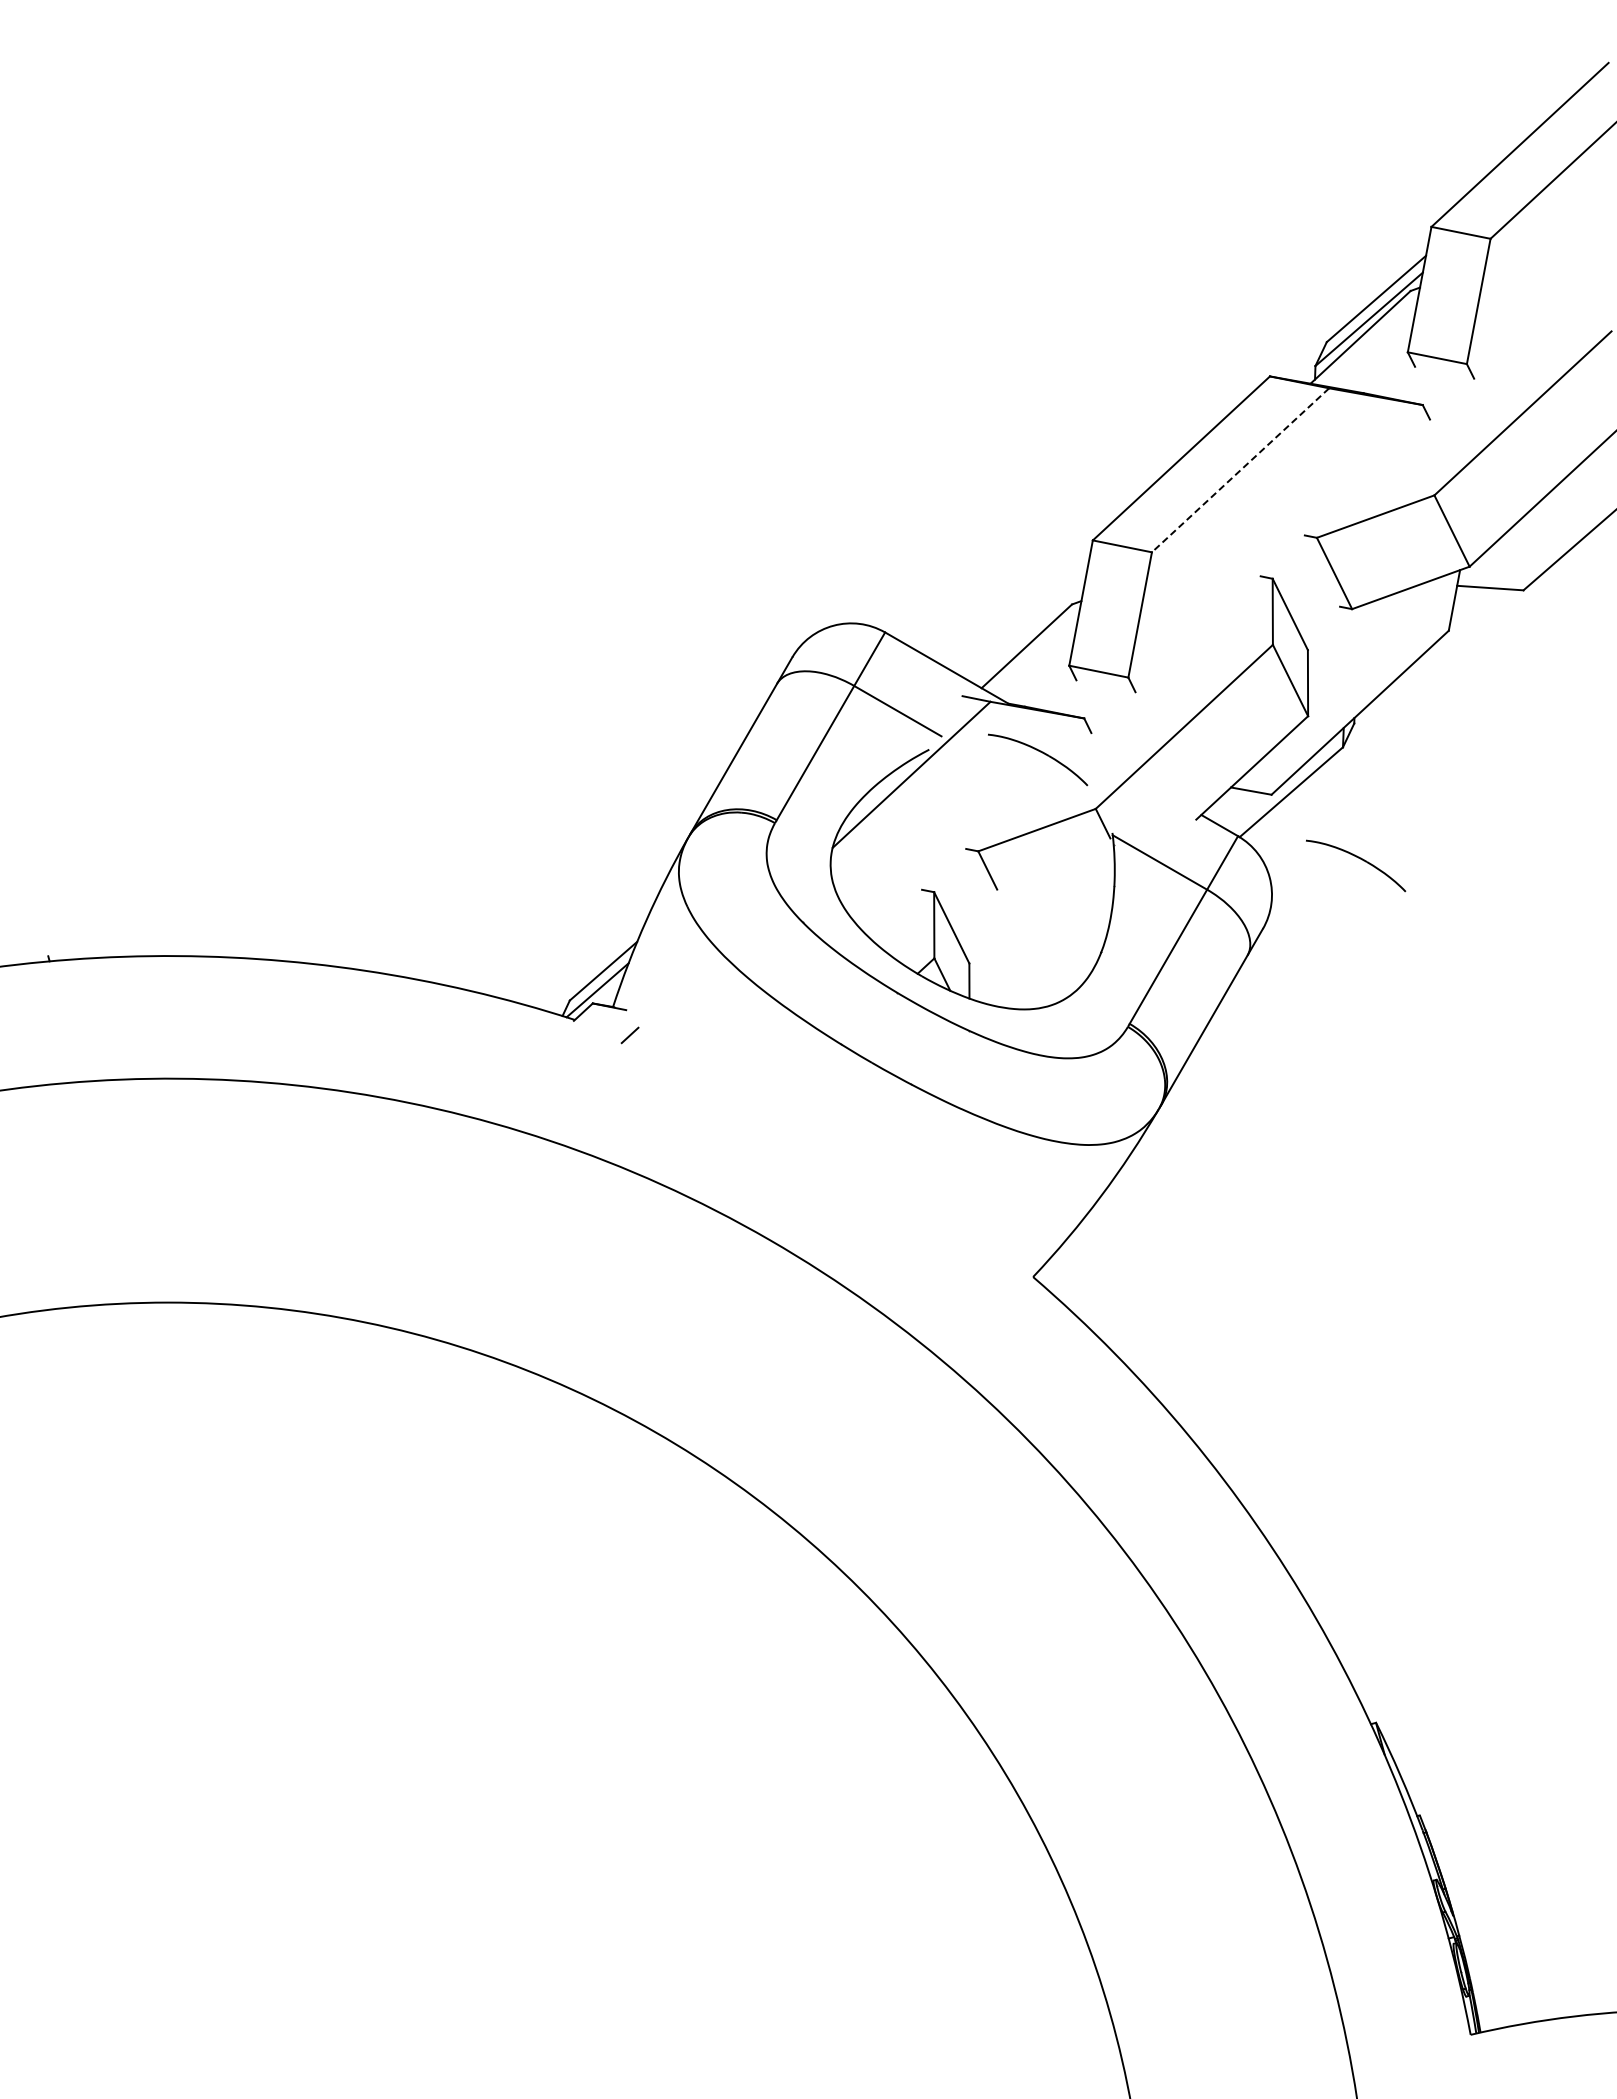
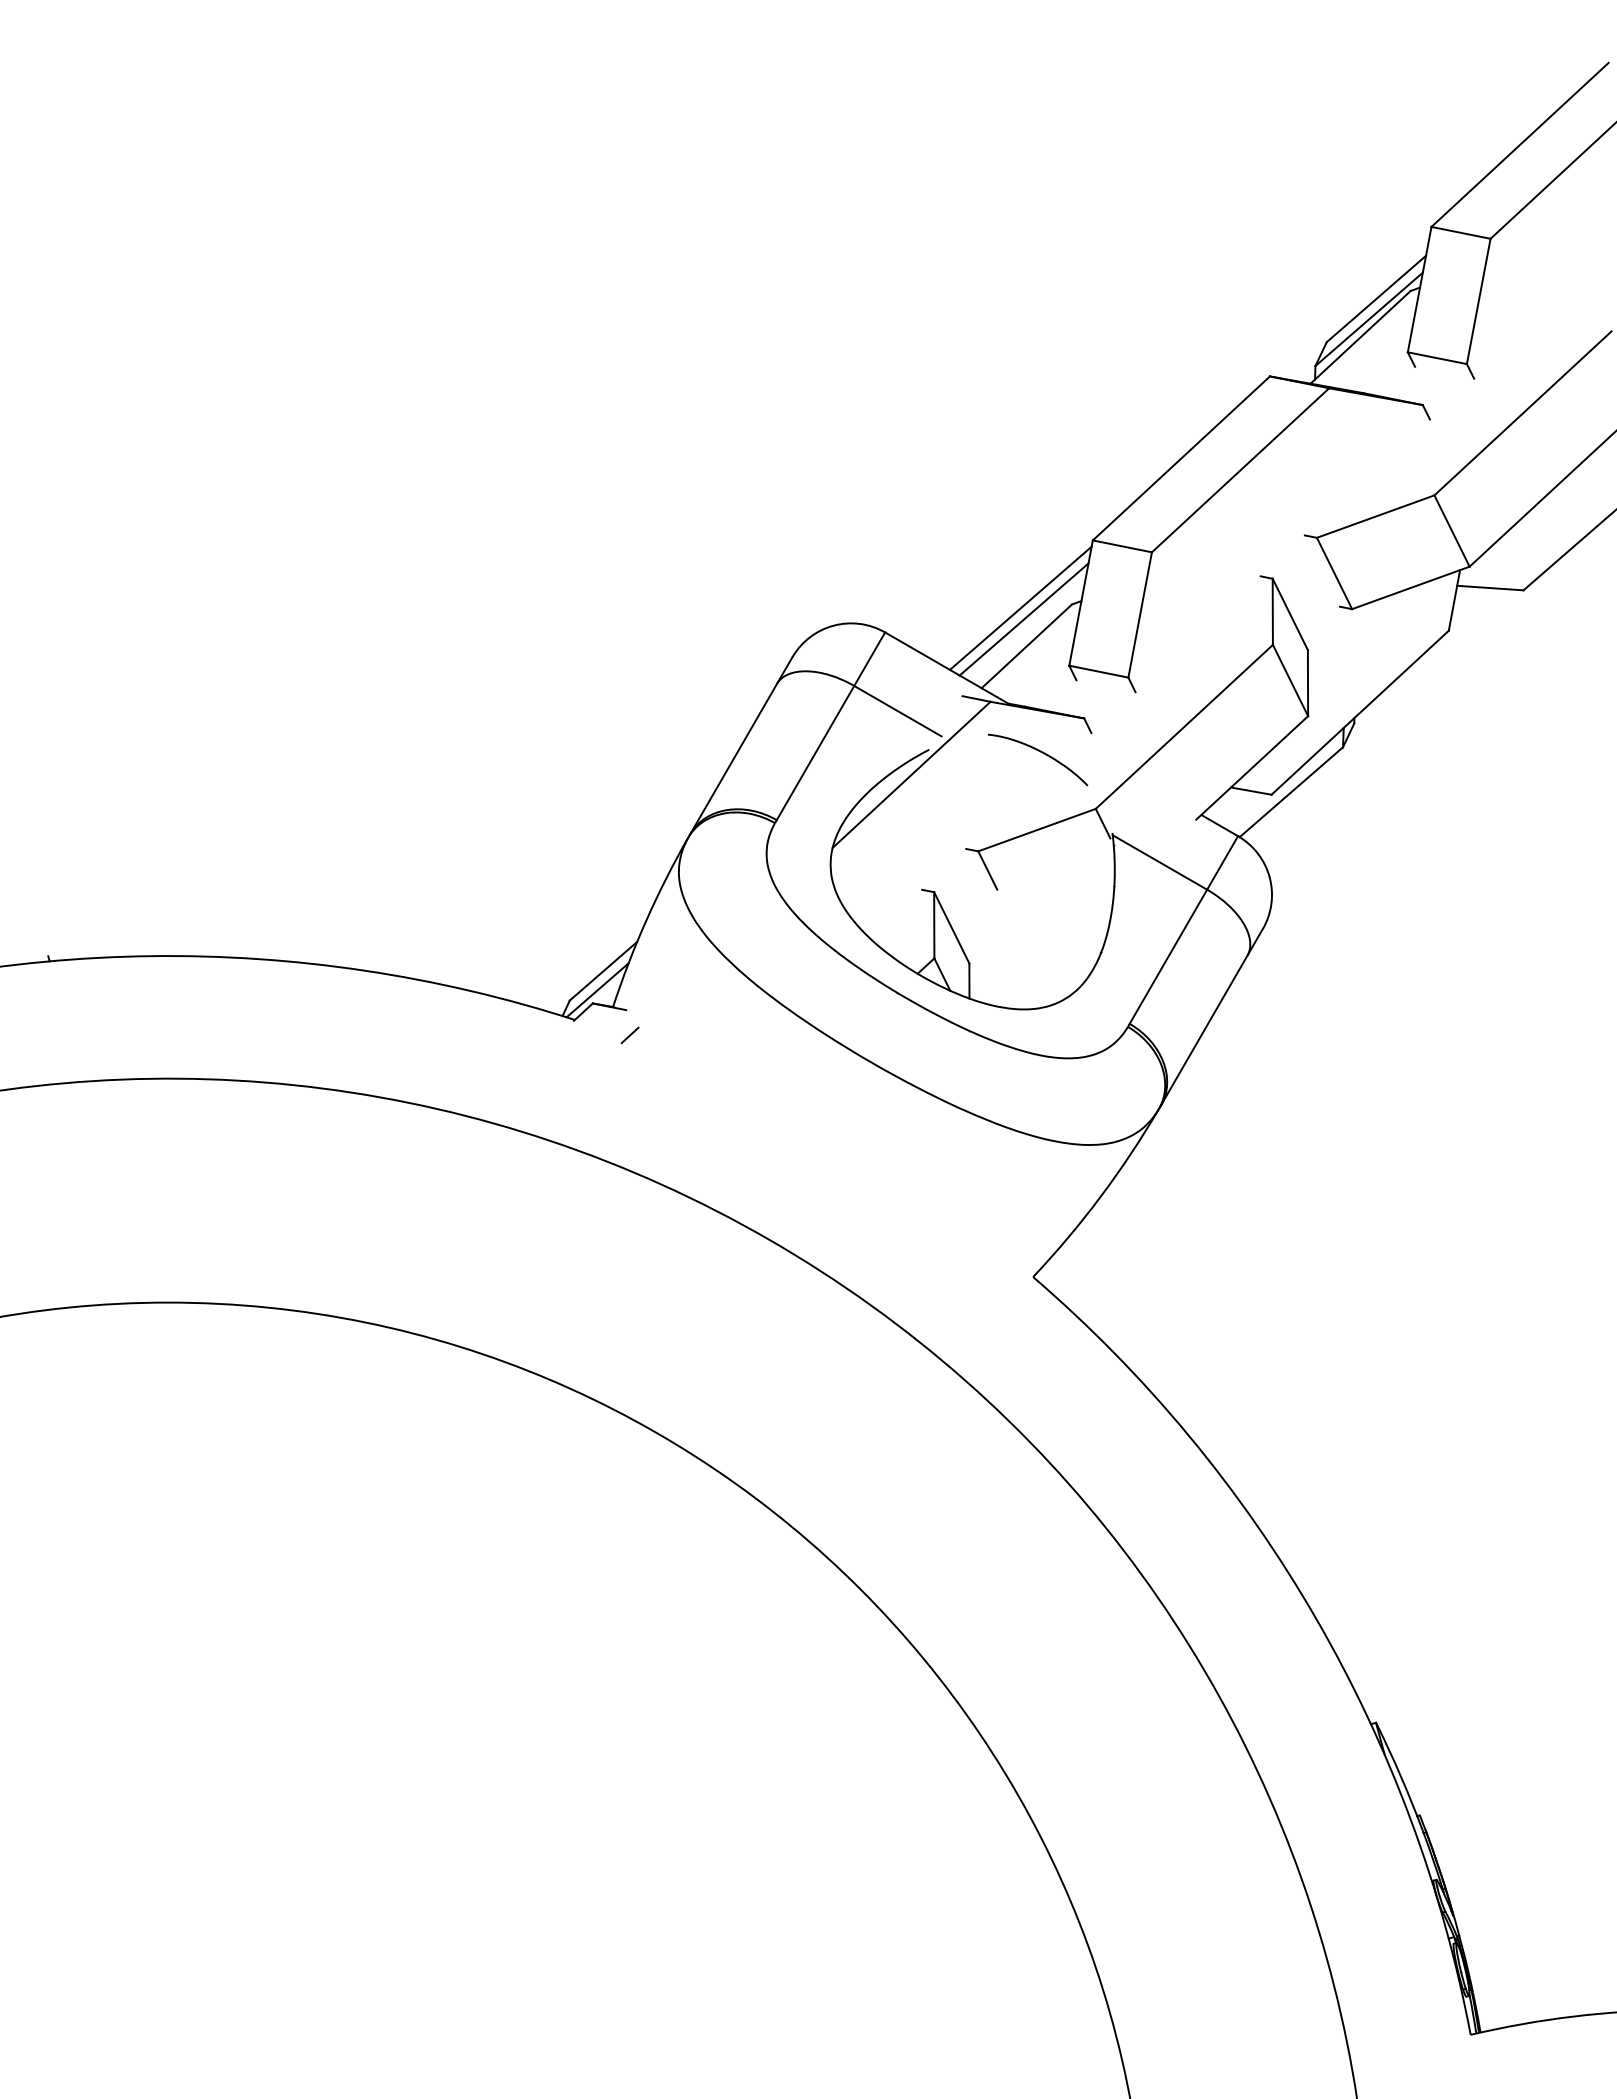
line: dashed -> solid (1240, 470)
line: none -> present (1020, 607)
line: none -> present (1023, 619)
part: present -> none (1360, 859)
